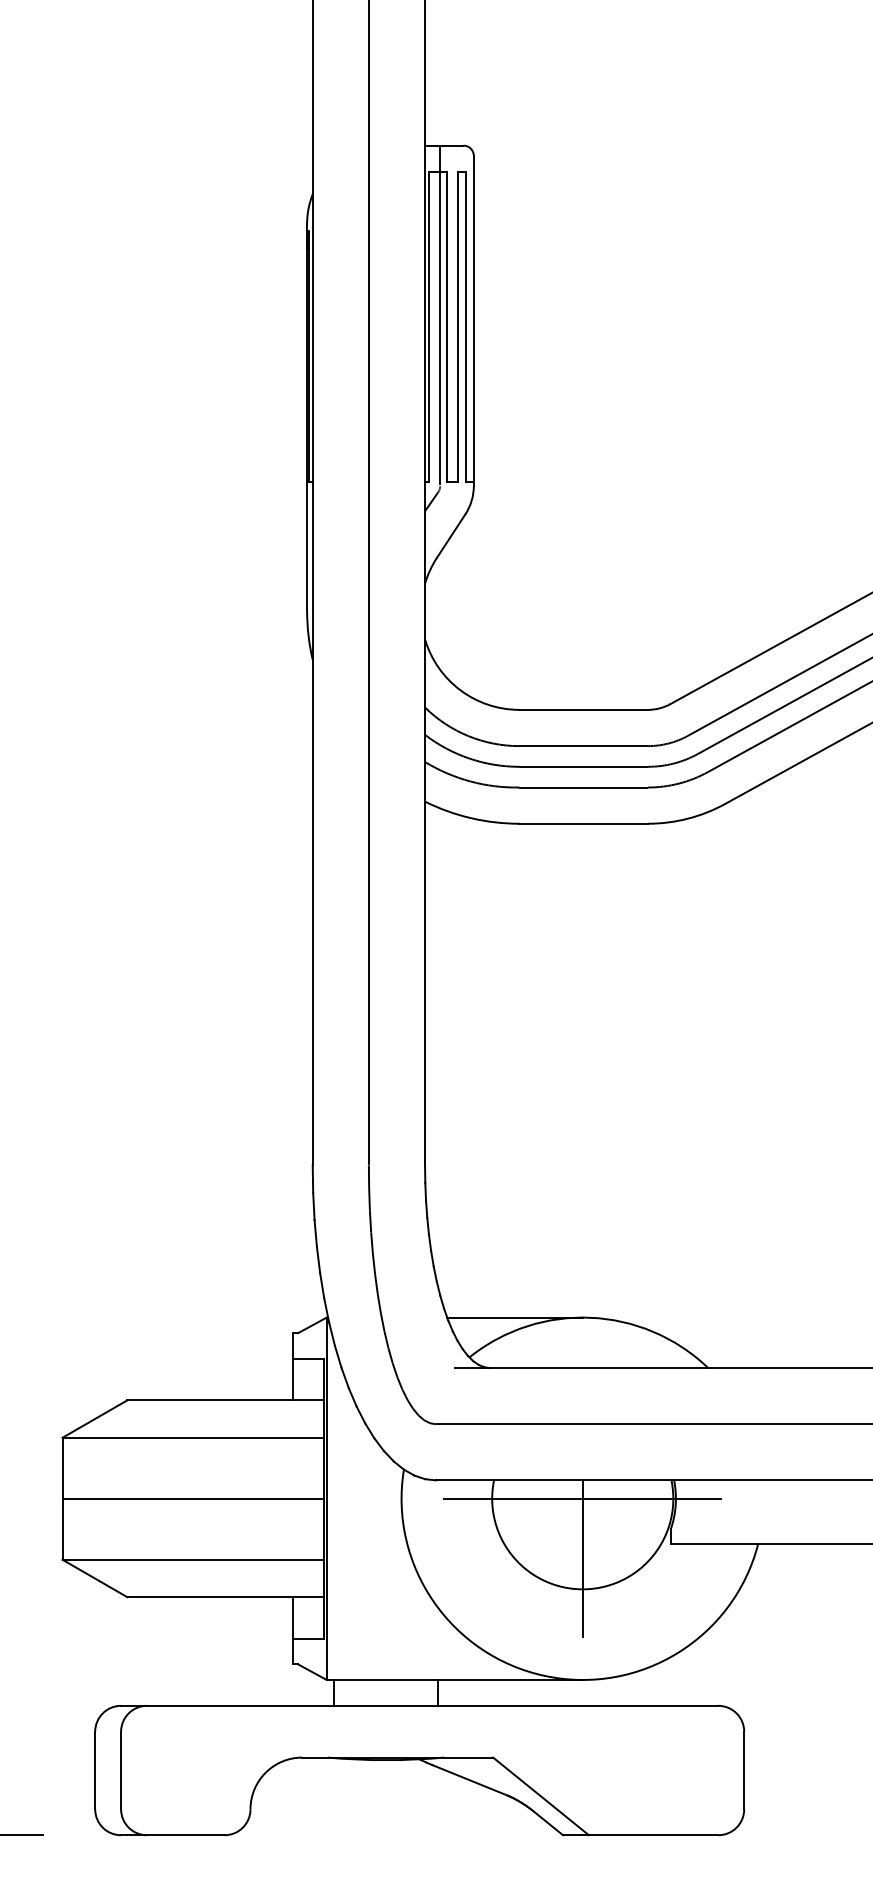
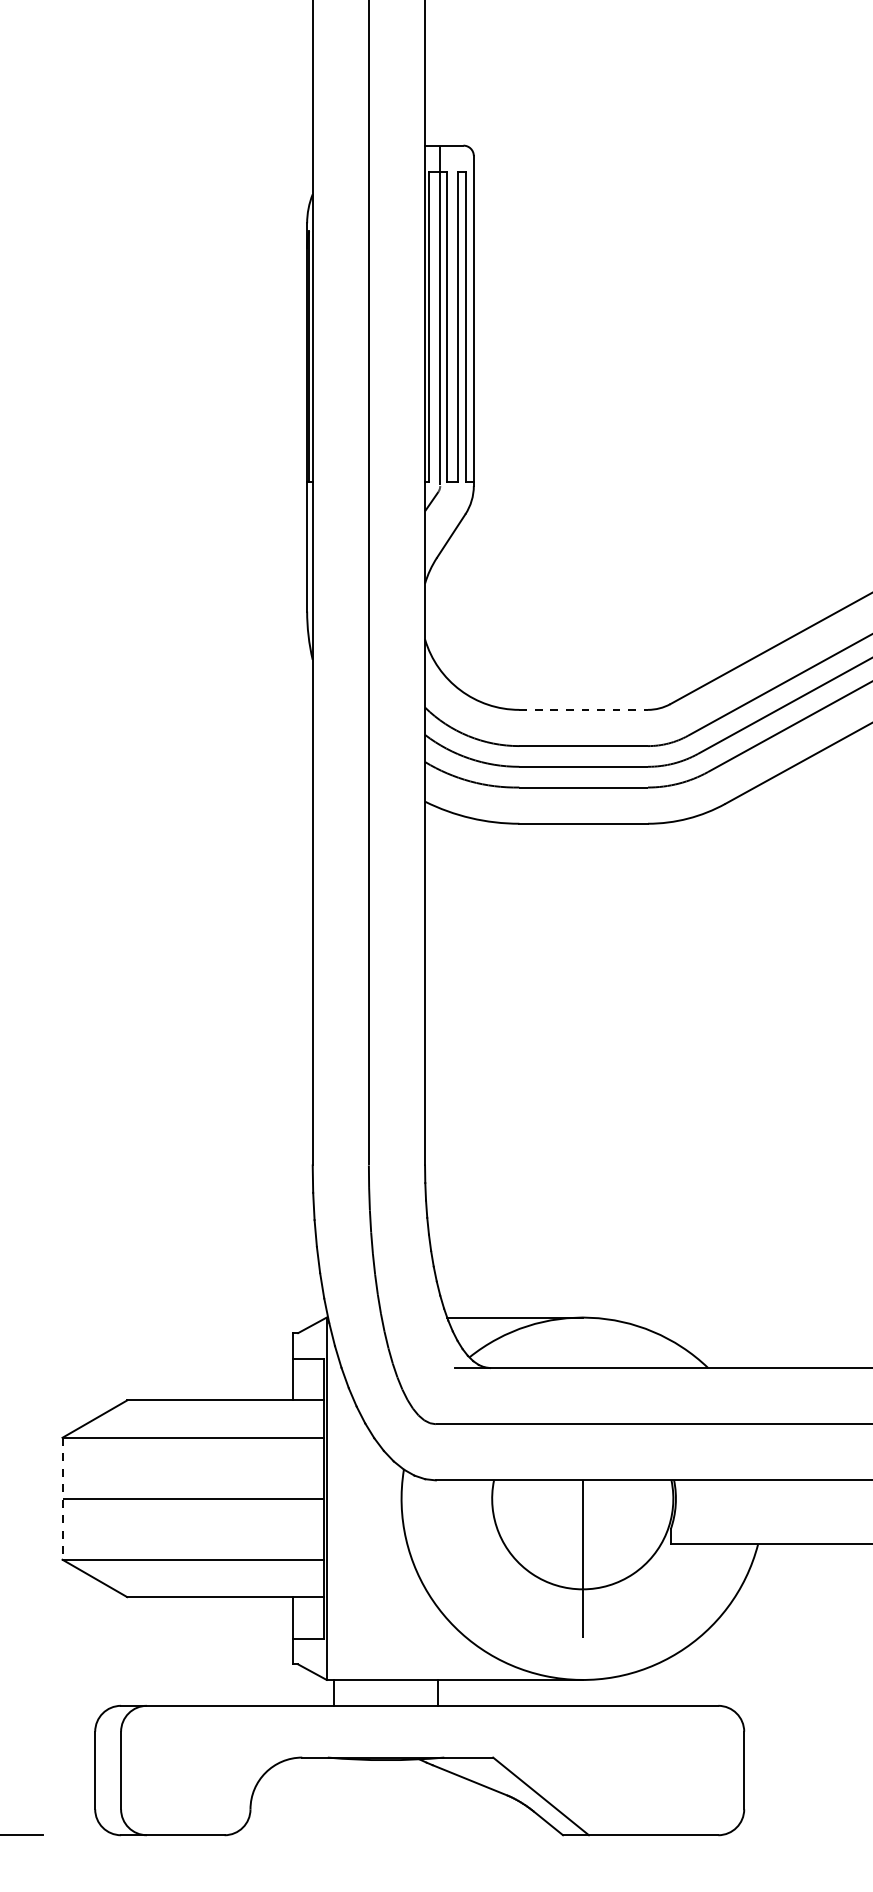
line: solid -> dashed (584, 709)
line: solid -> dashed (62, 1498)
line: present -> none (582, 1498)
